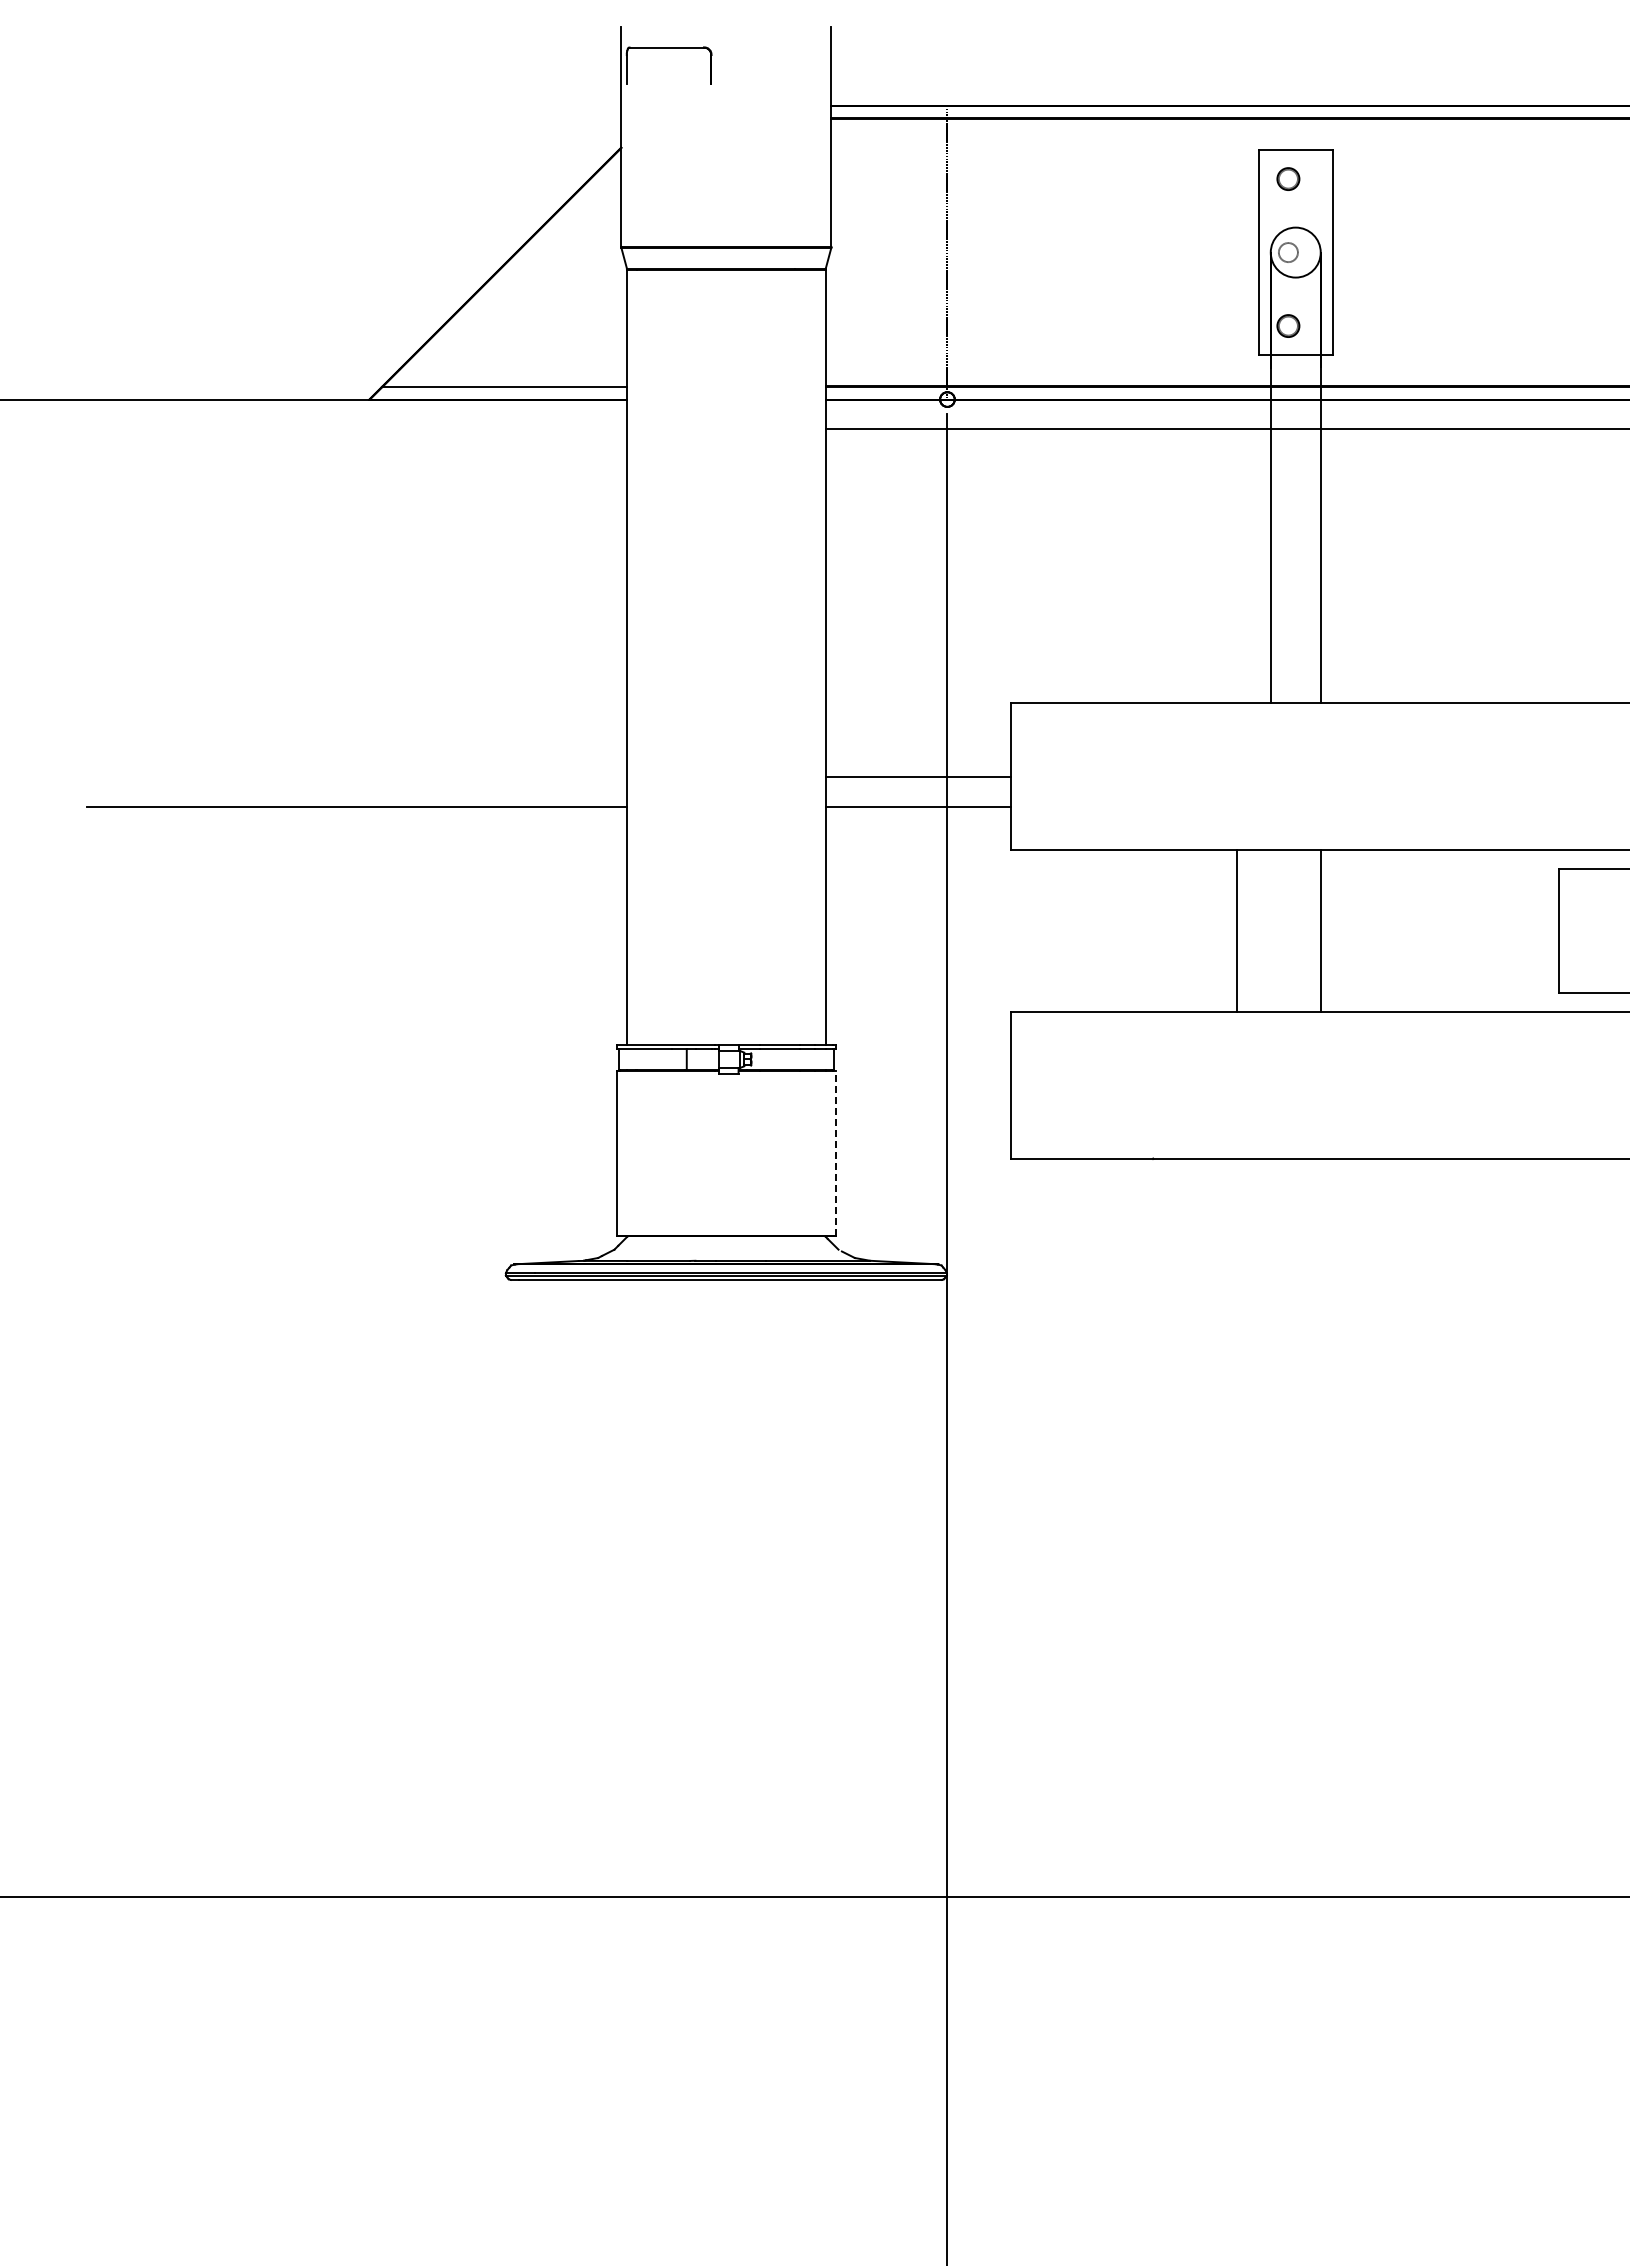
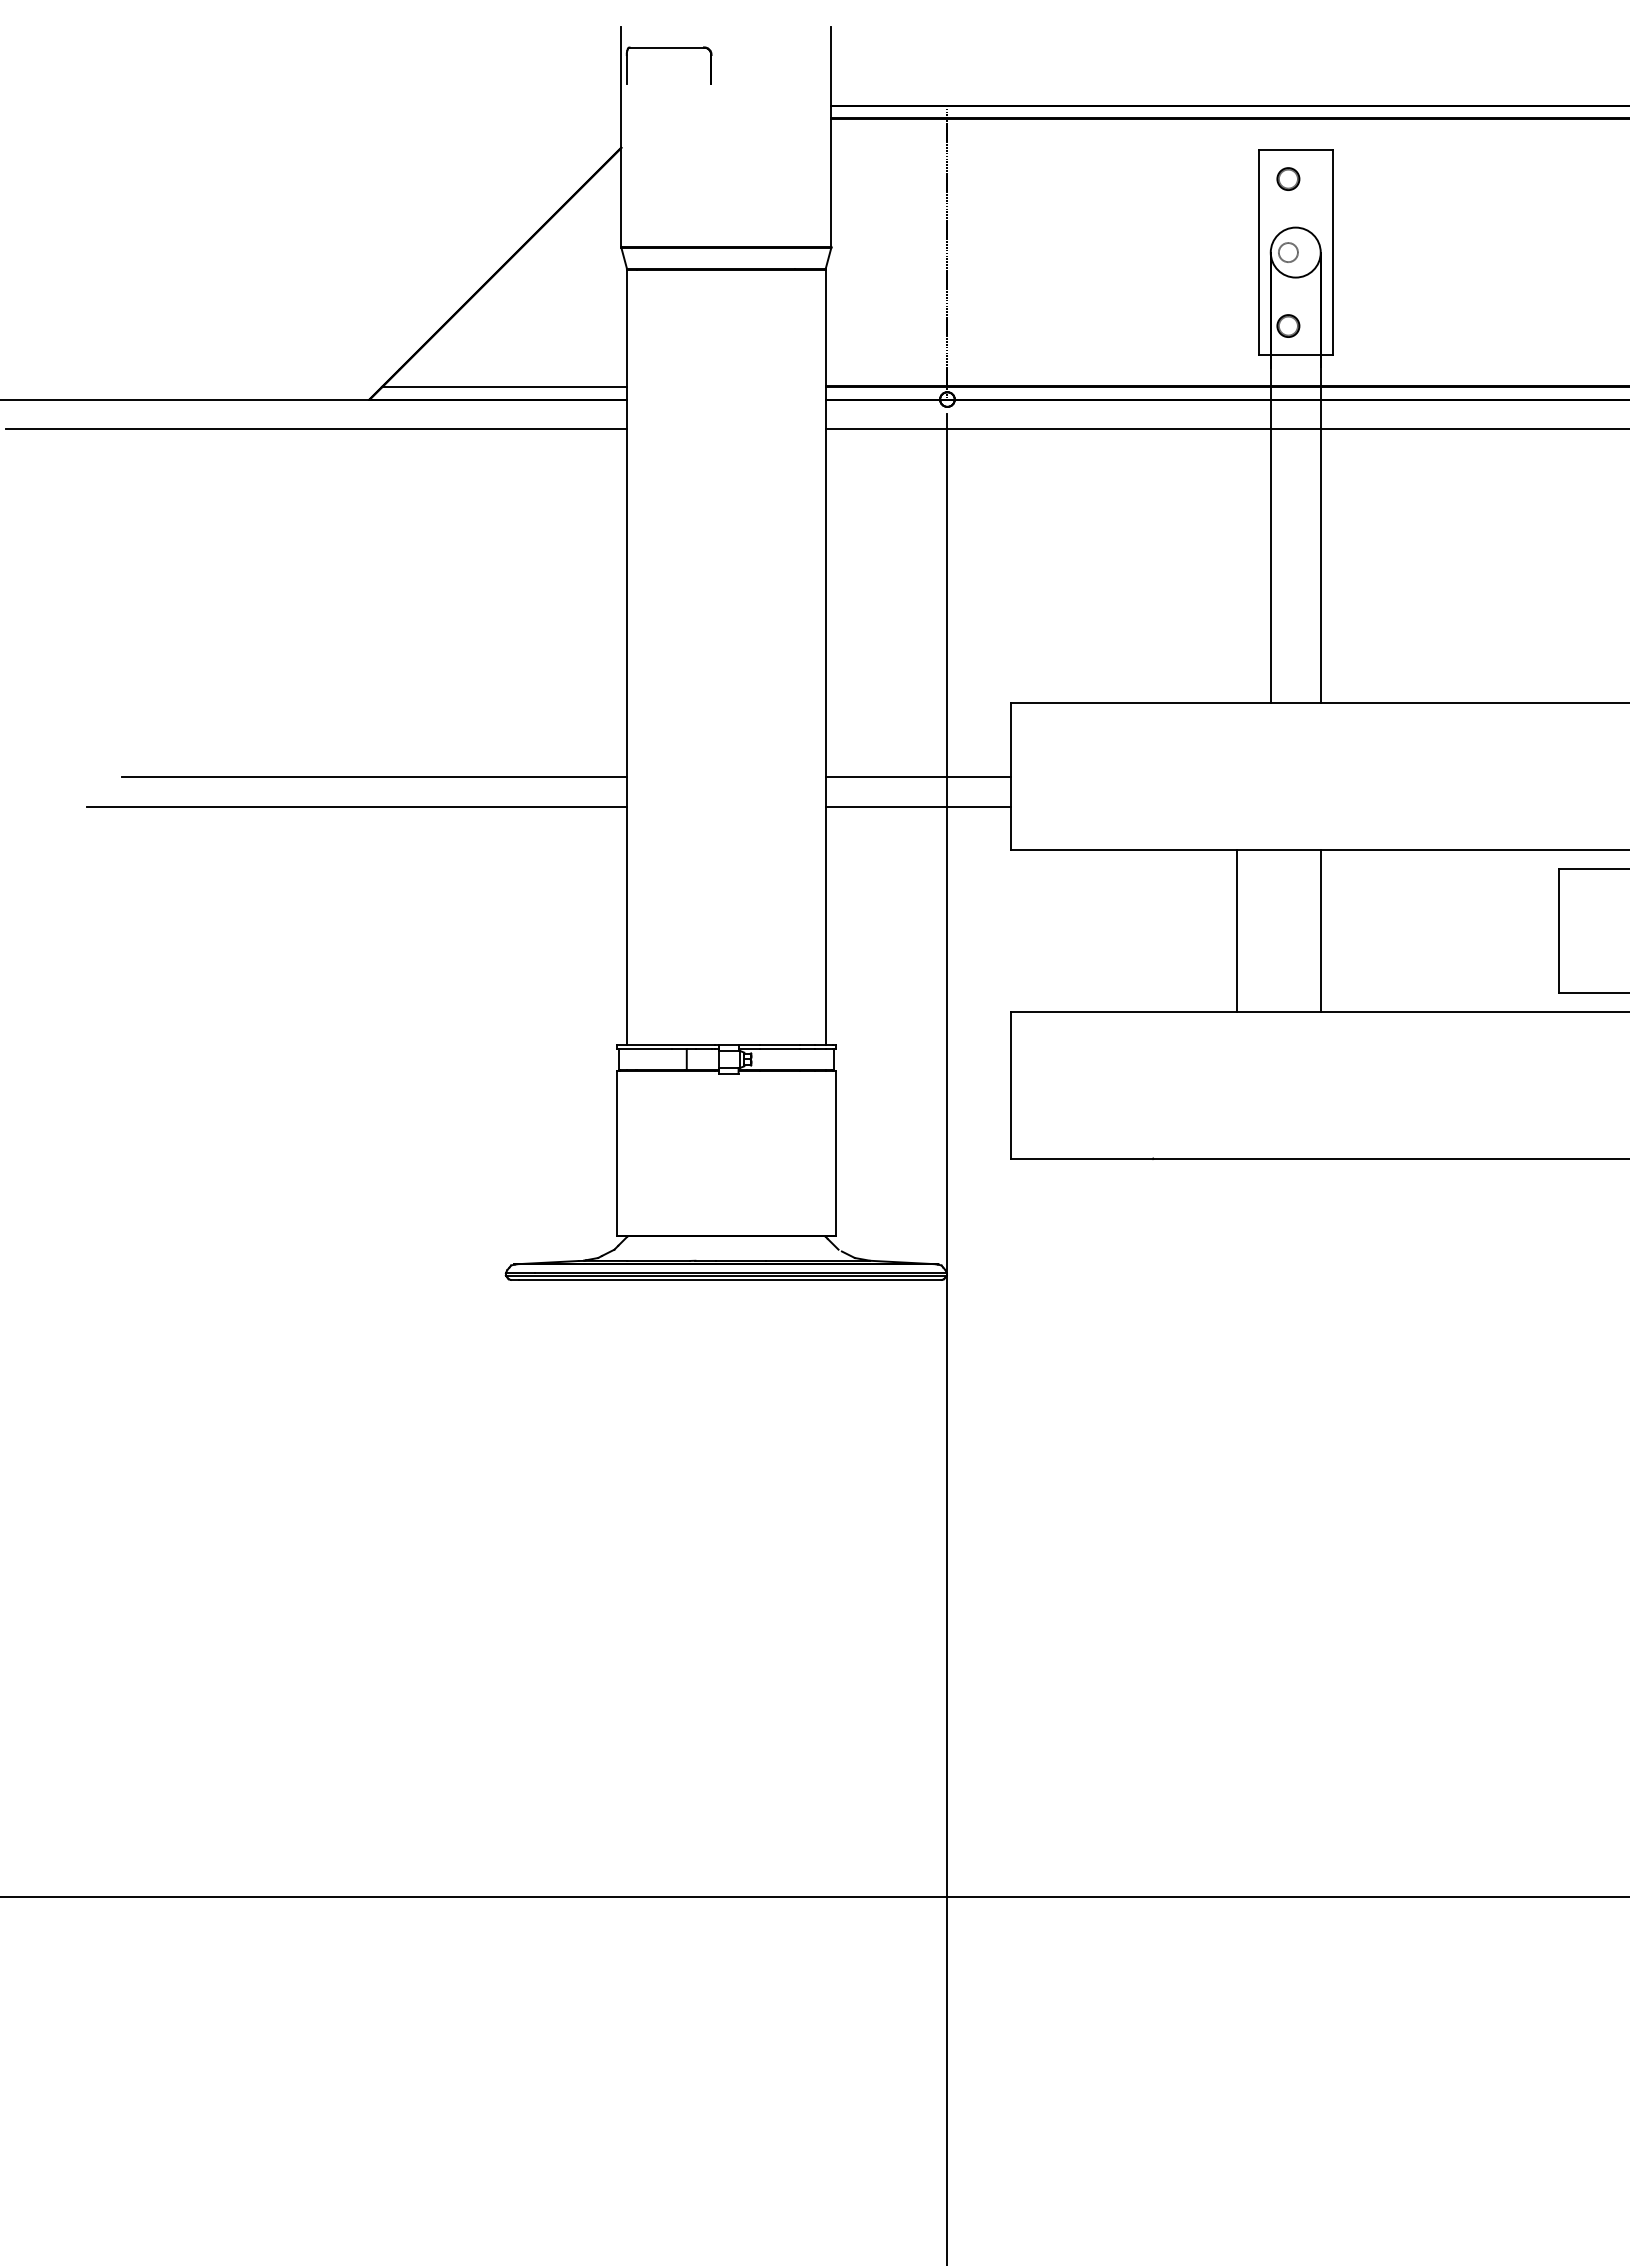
line: none -> present (316, 428)
line: none -> present (374, 777)
line: dashed -> solid (835, 1153)
